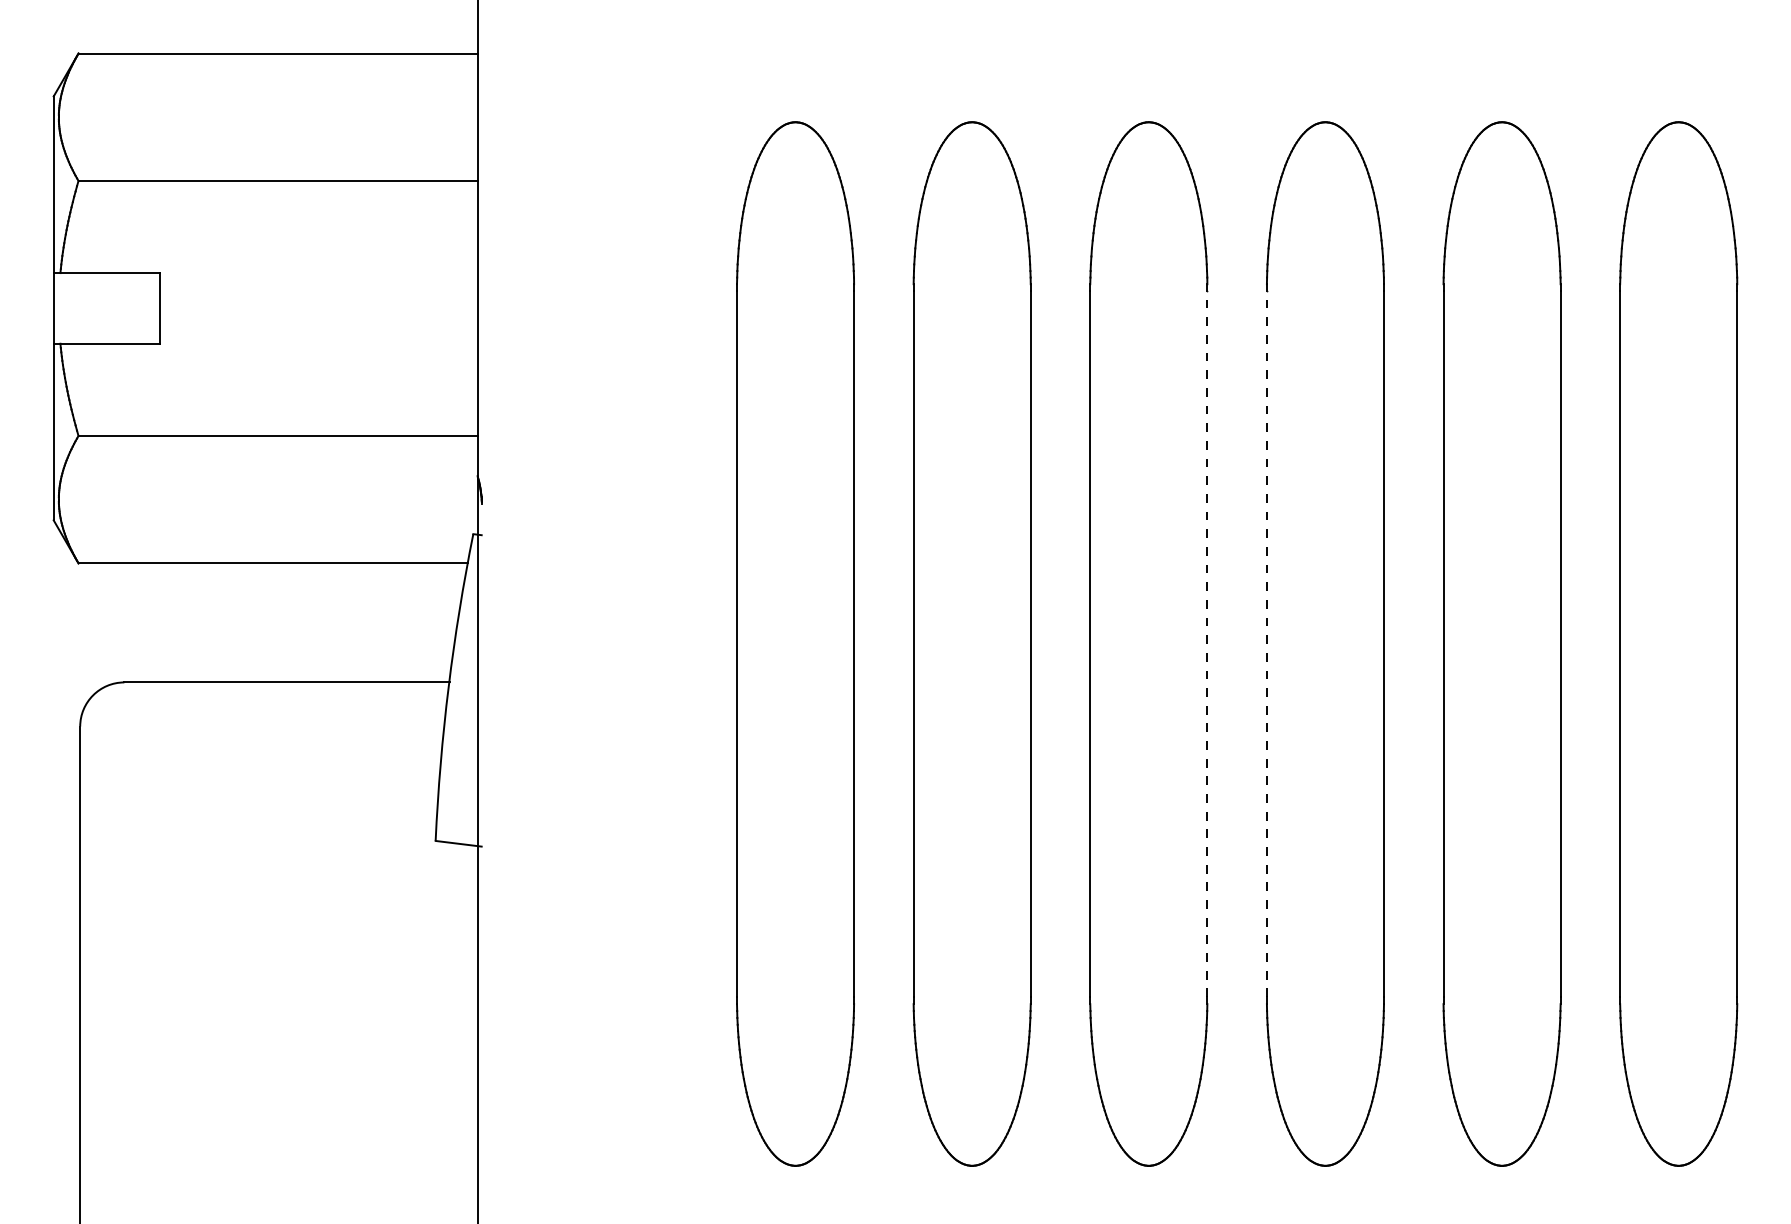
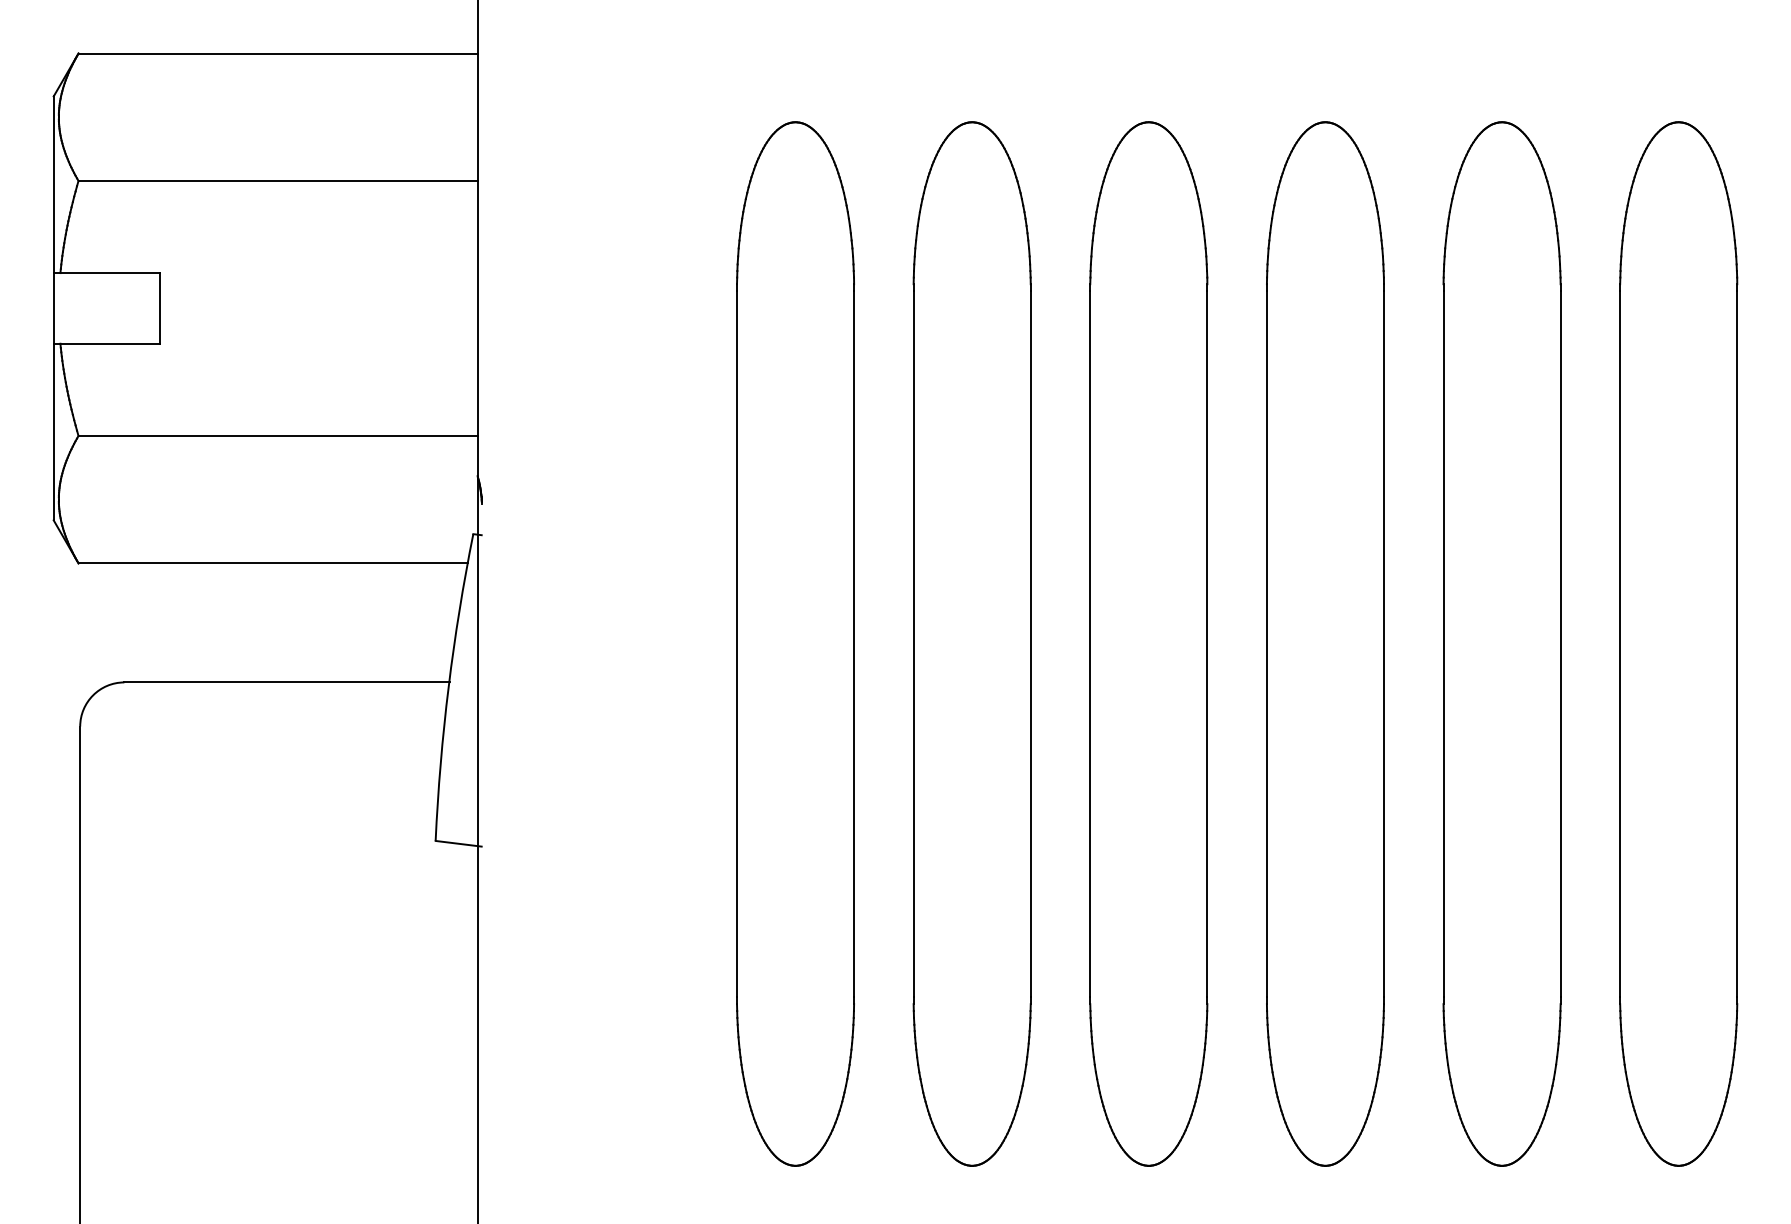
line: dashed -> solid (1207, 643)
line: dashed -> solid (1266, 643)
